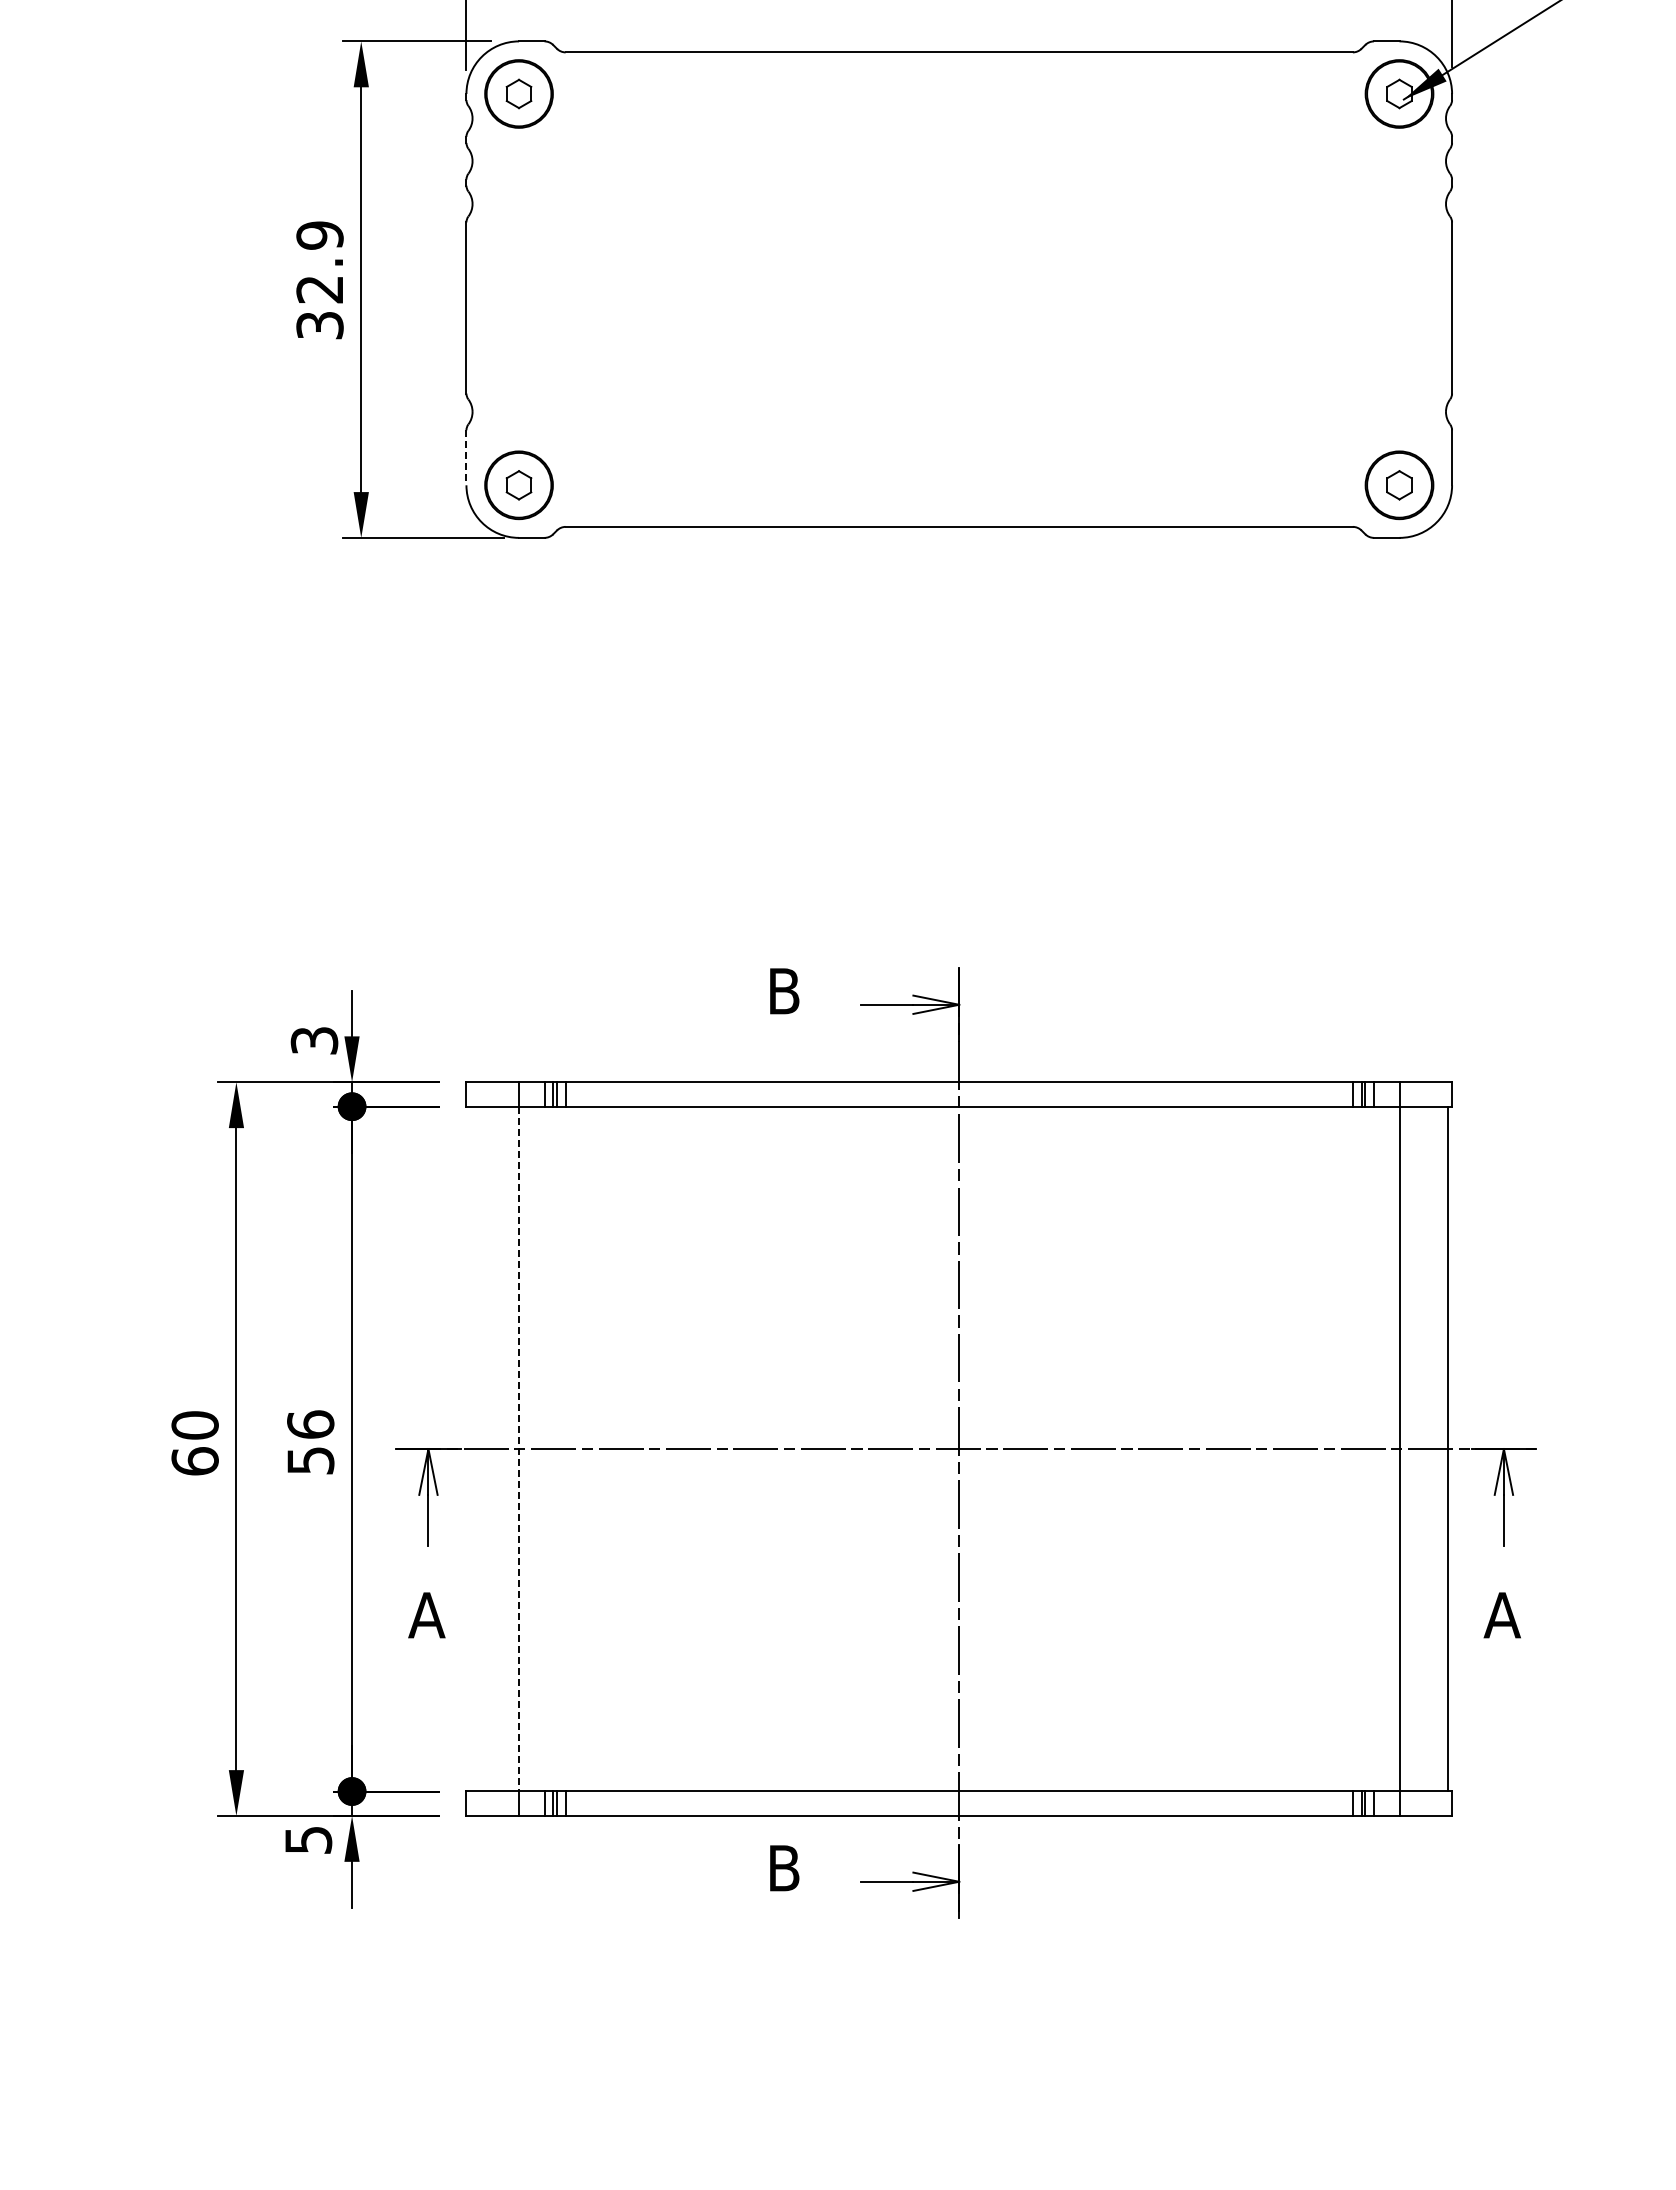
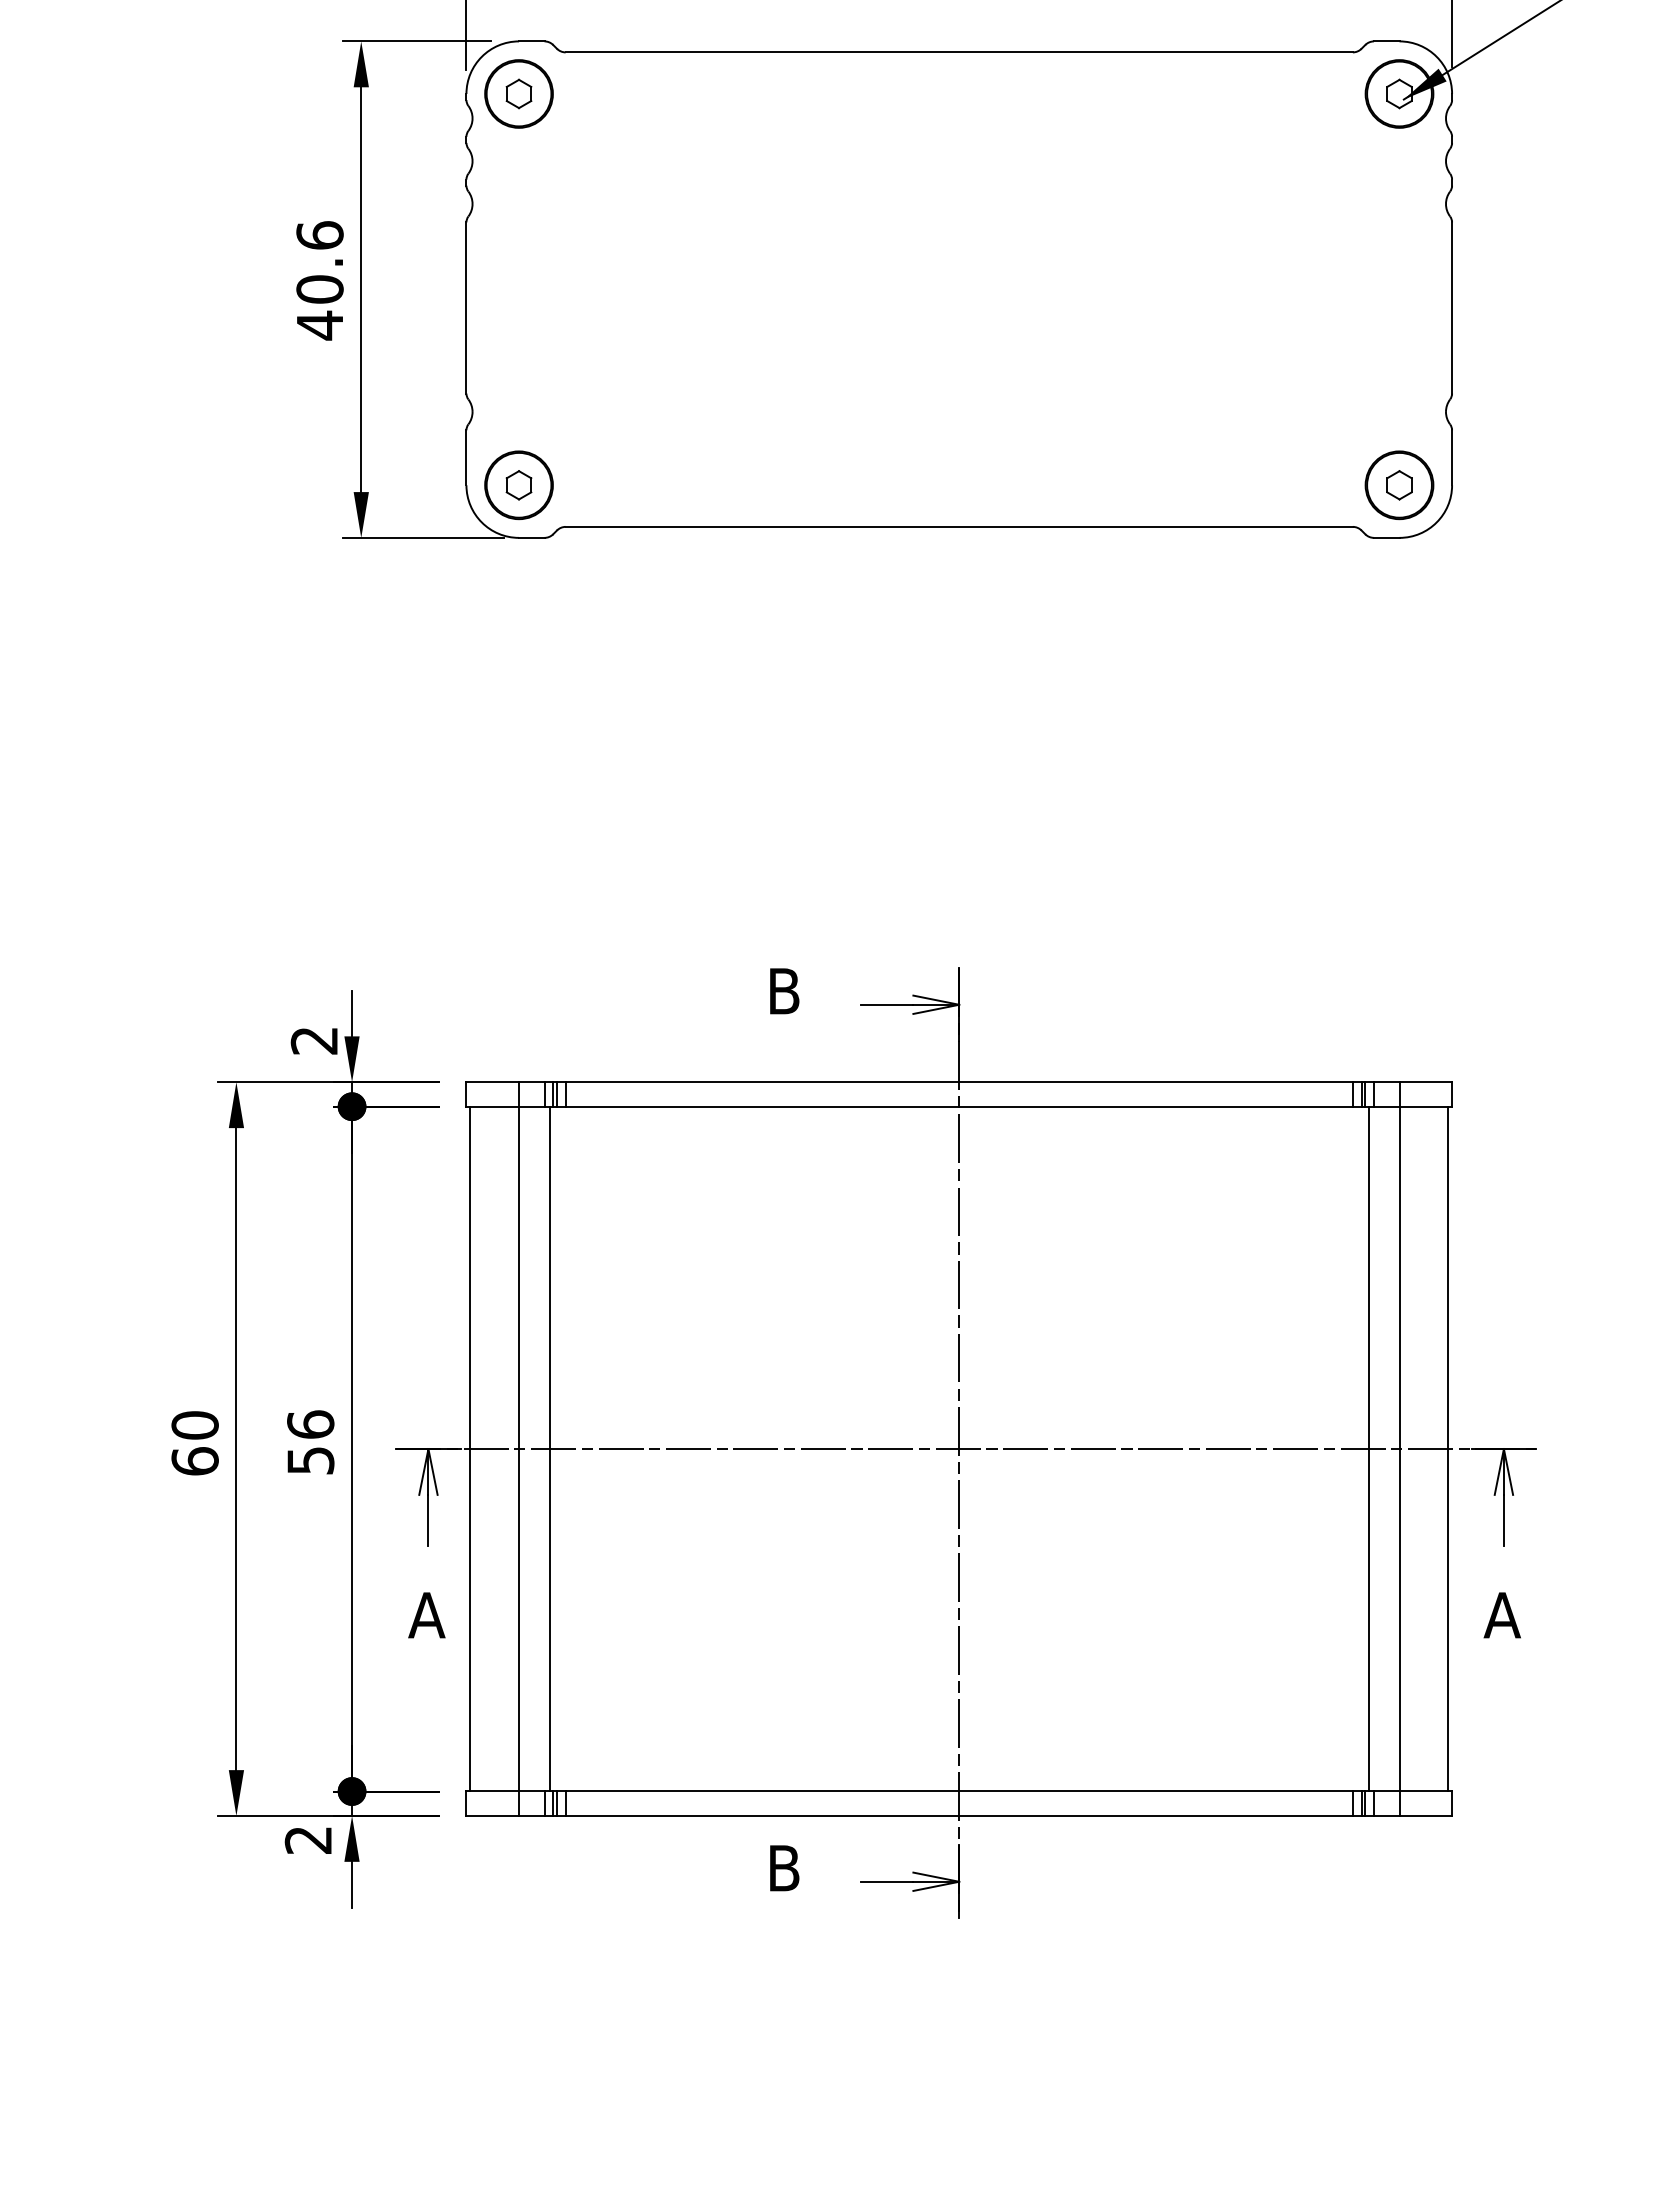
text: 32.9 -> 40.6 (319, 280)
line: dashed -> solid (466, 457)
text: 3 -> 2 (314, 1040)
line: none -> present (470, 1448)
line: none -> present (549, 1448)
line: none -> present (1368, 1448)
line: dashed -> solid (519, 1449)
text: 5 -> 2 (308, 1840)
